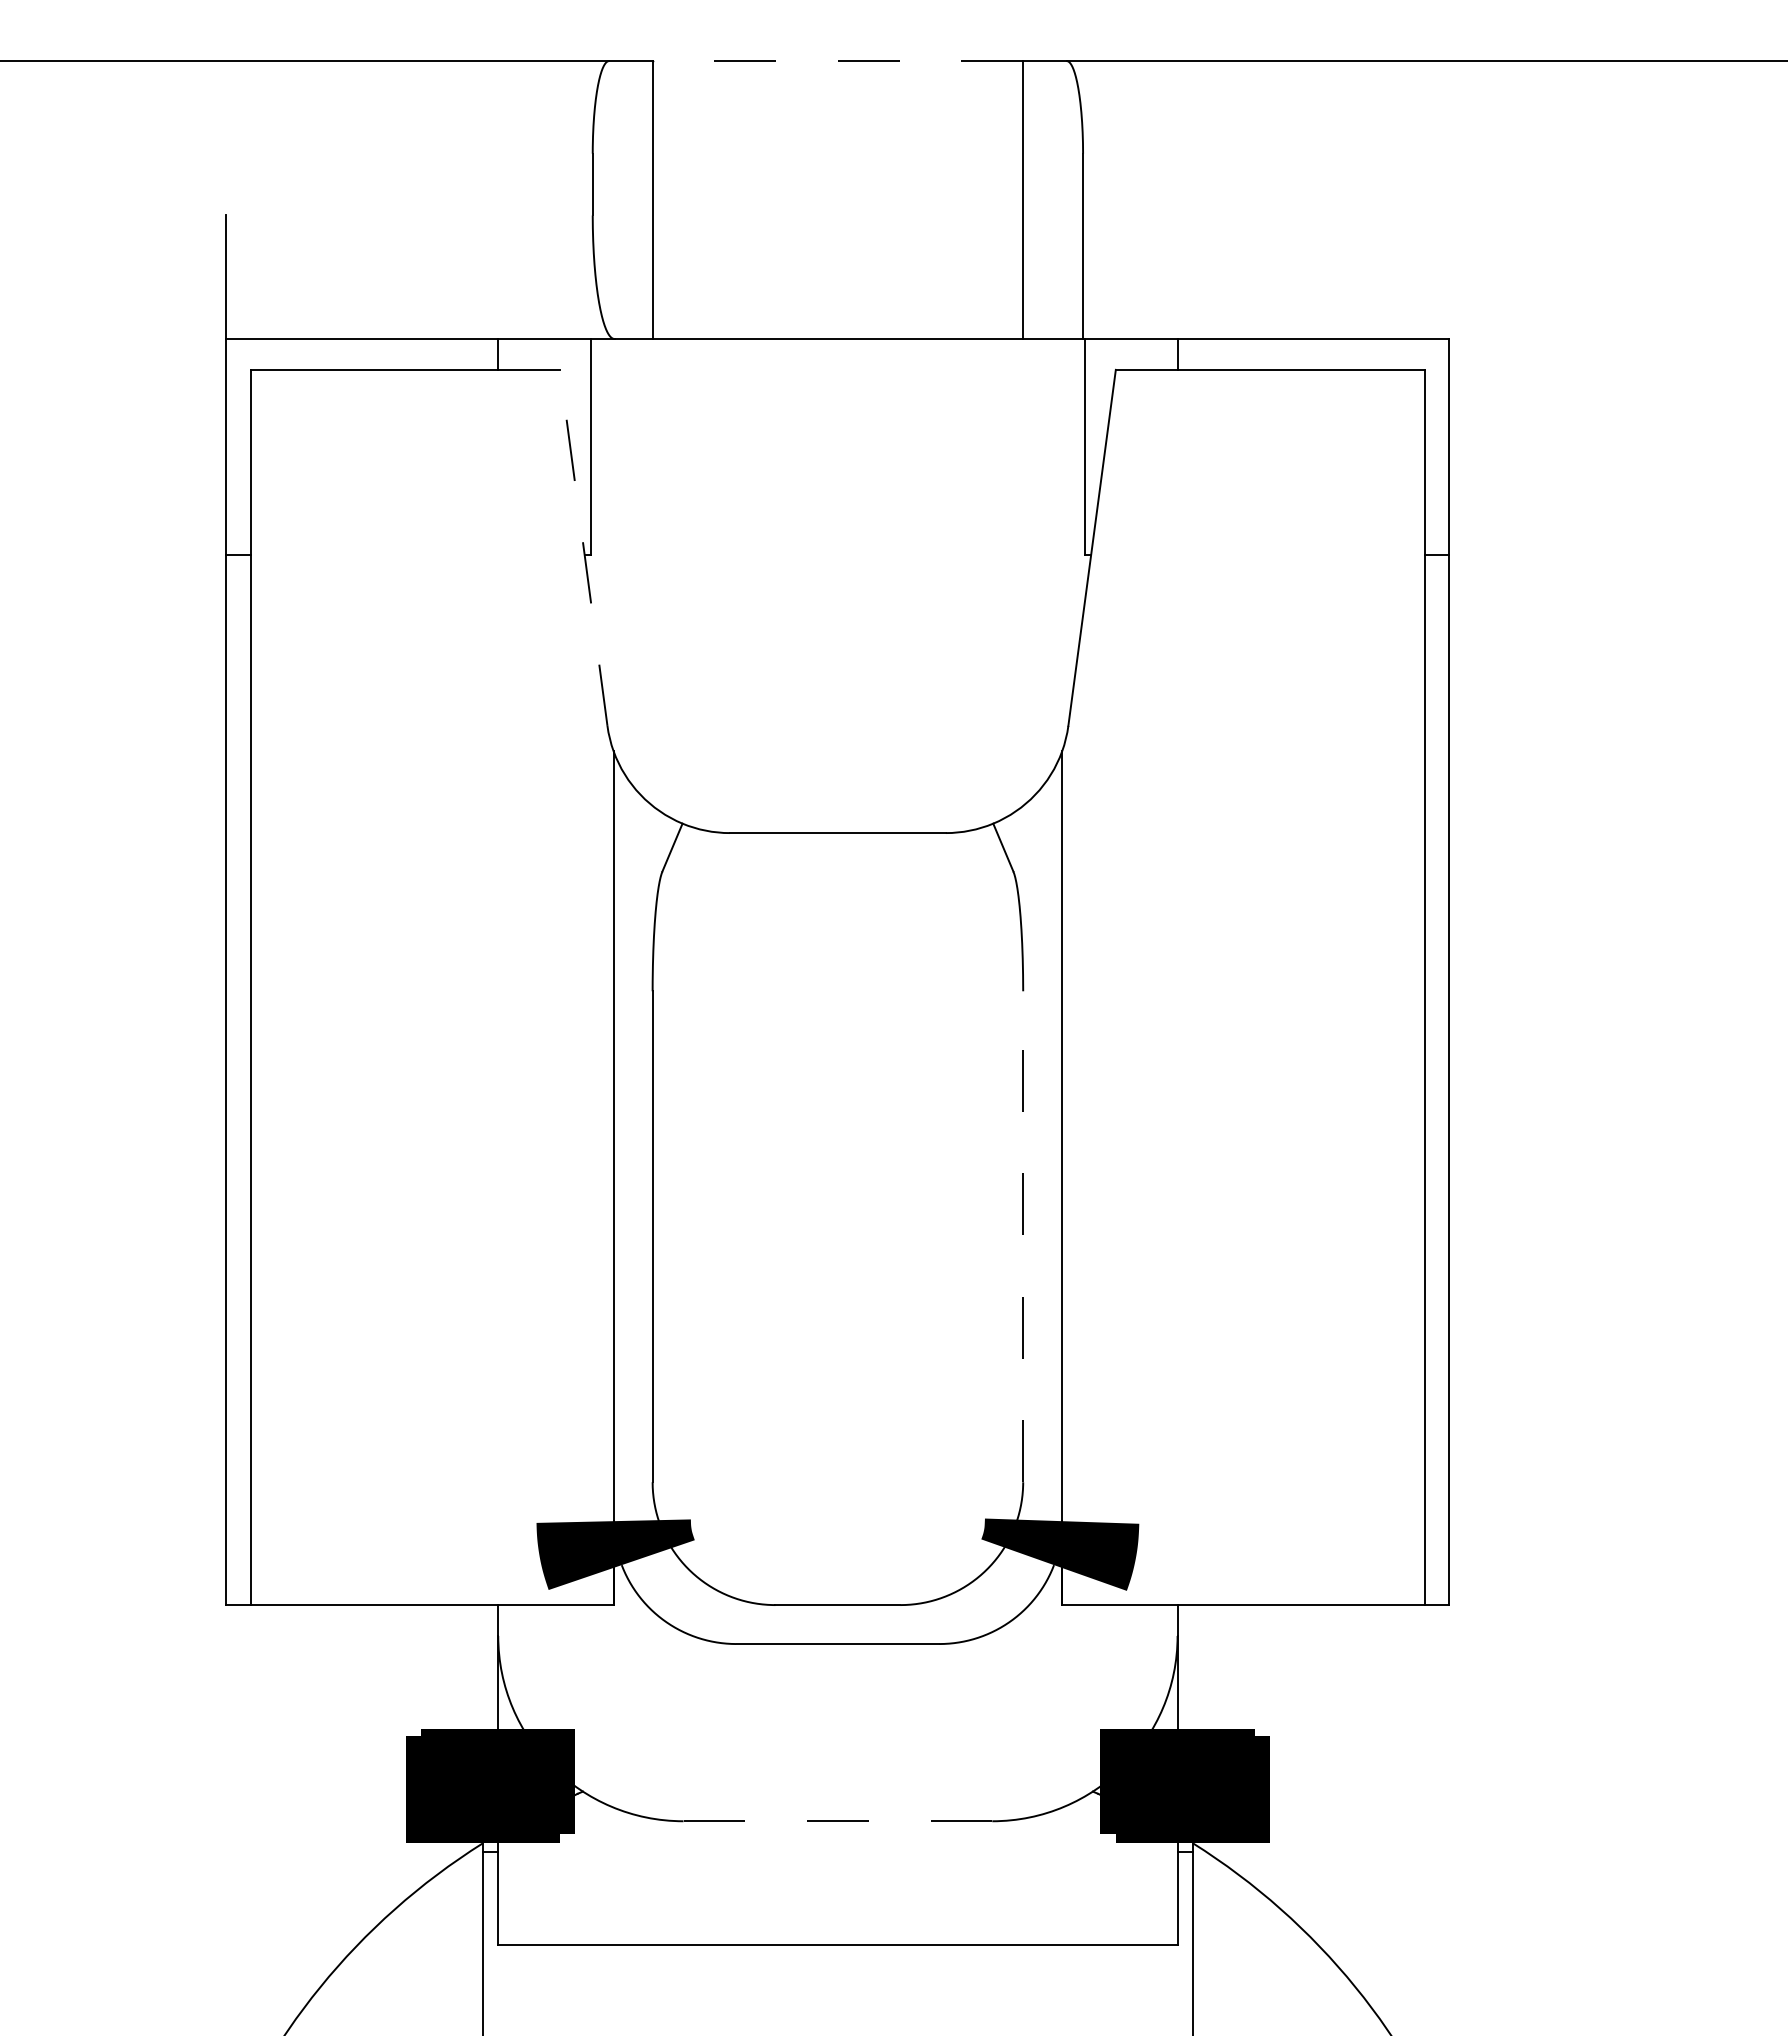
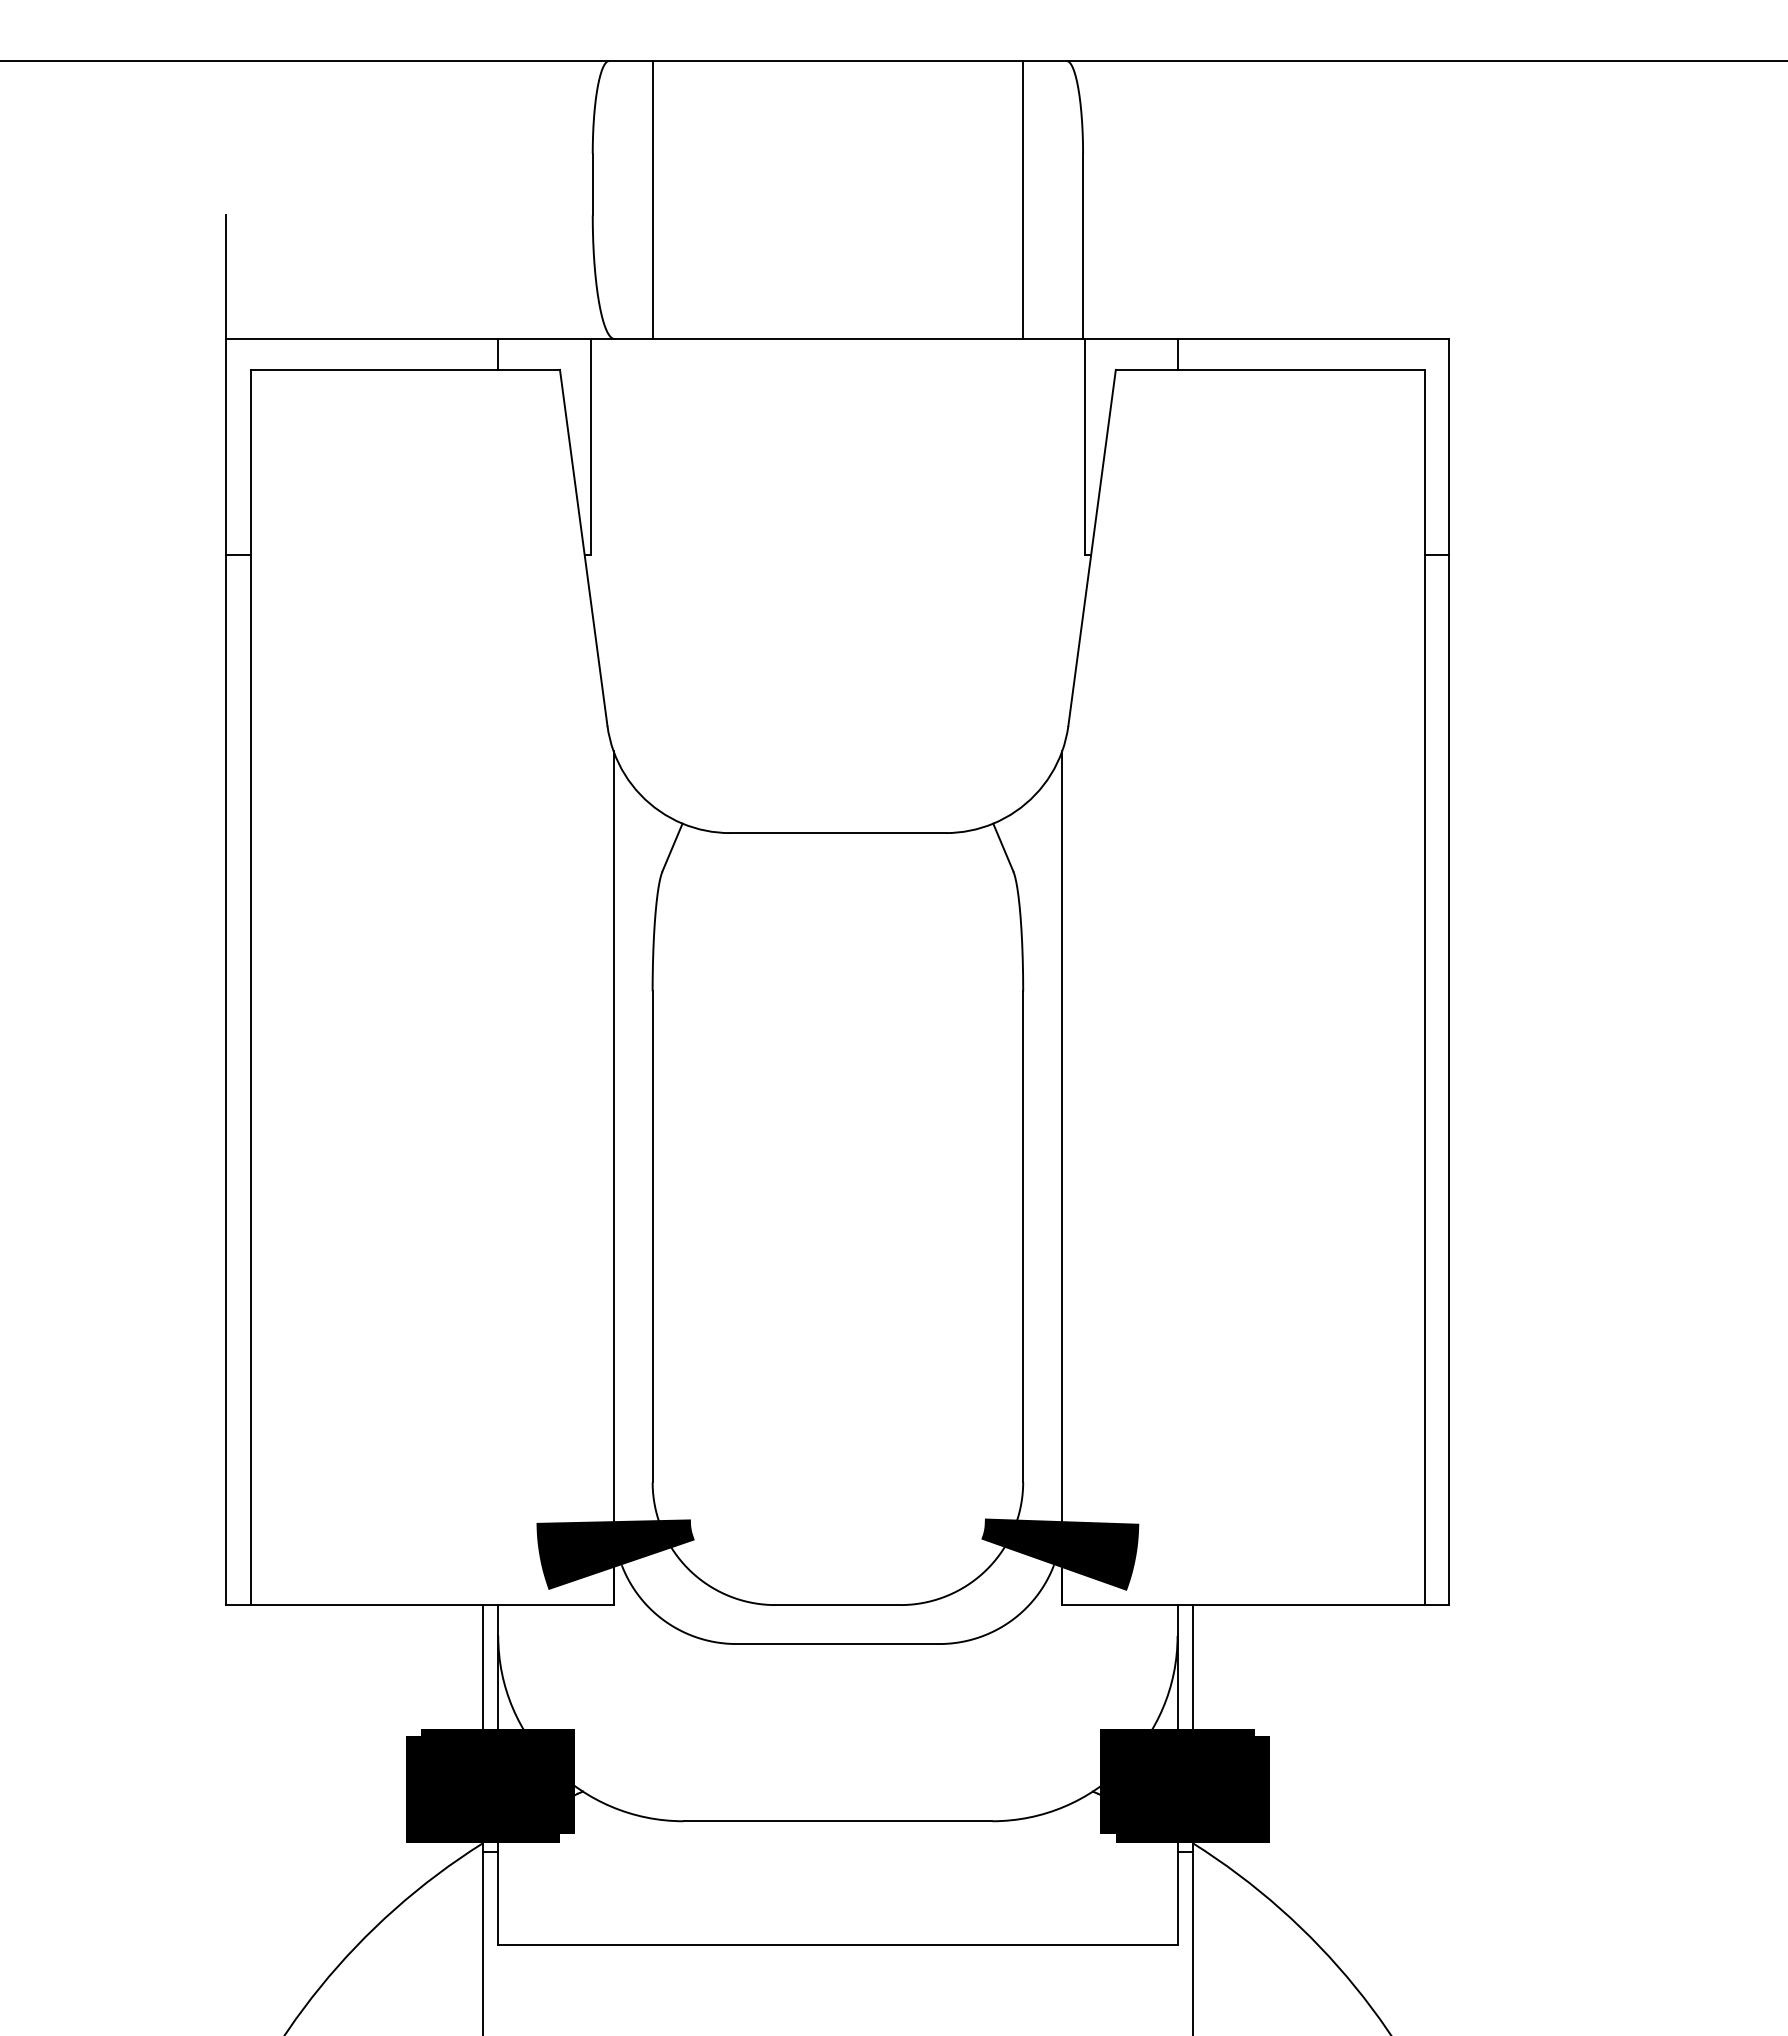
line: dashed -> solid (837, 61)
line: dashed -> solid (583, 547)
line: dashed -> solid (1023, 1236)
line: none -> present (482, 1670)
line: none -> present (1193, 1670)
line: dashed -> solid (837, 1821)
